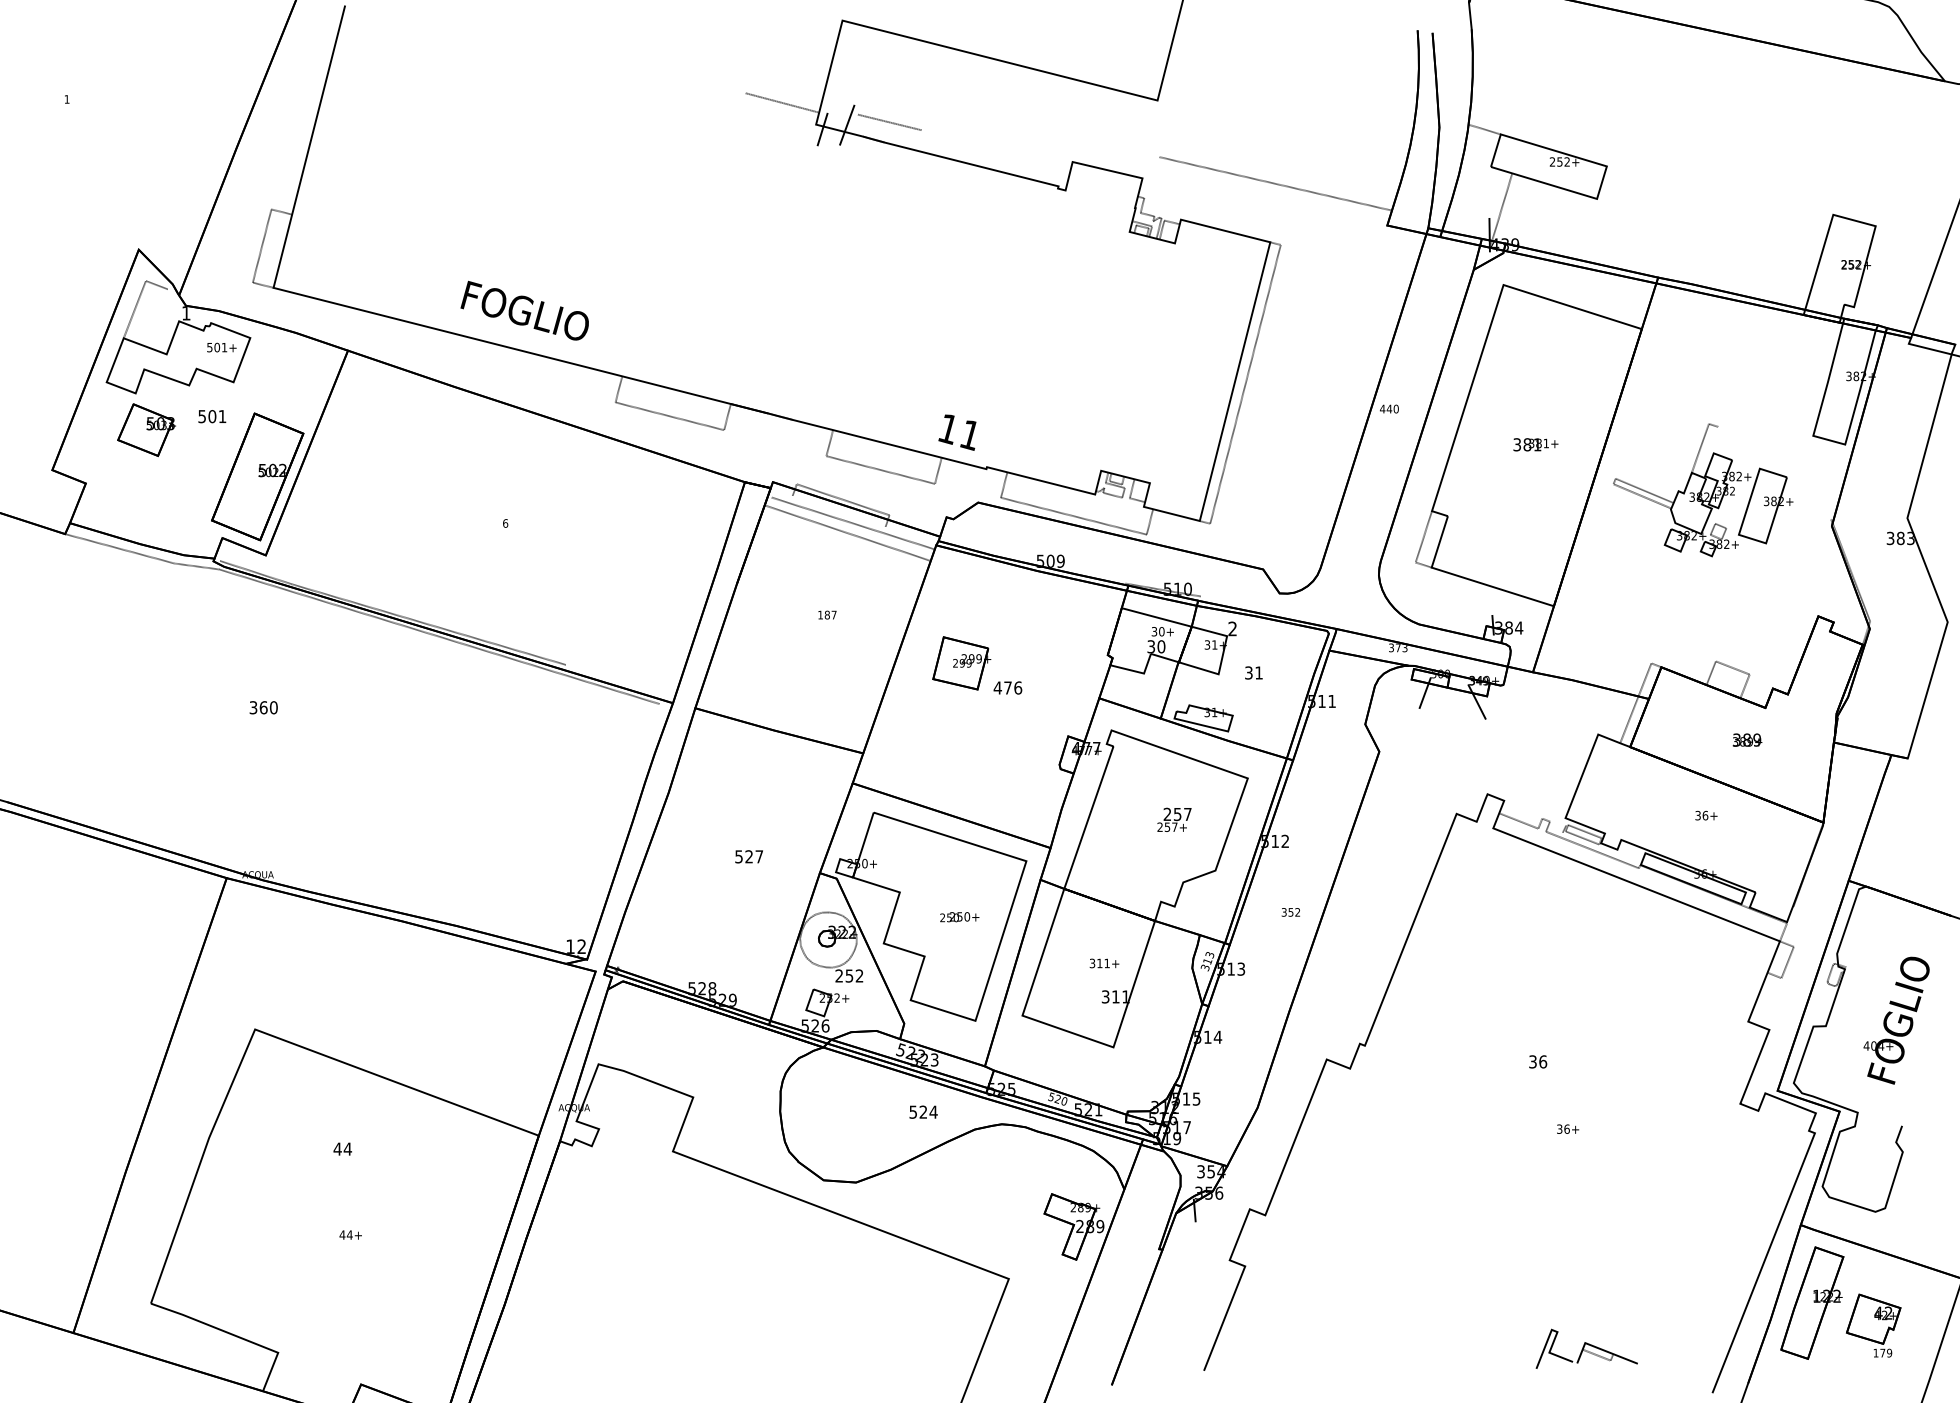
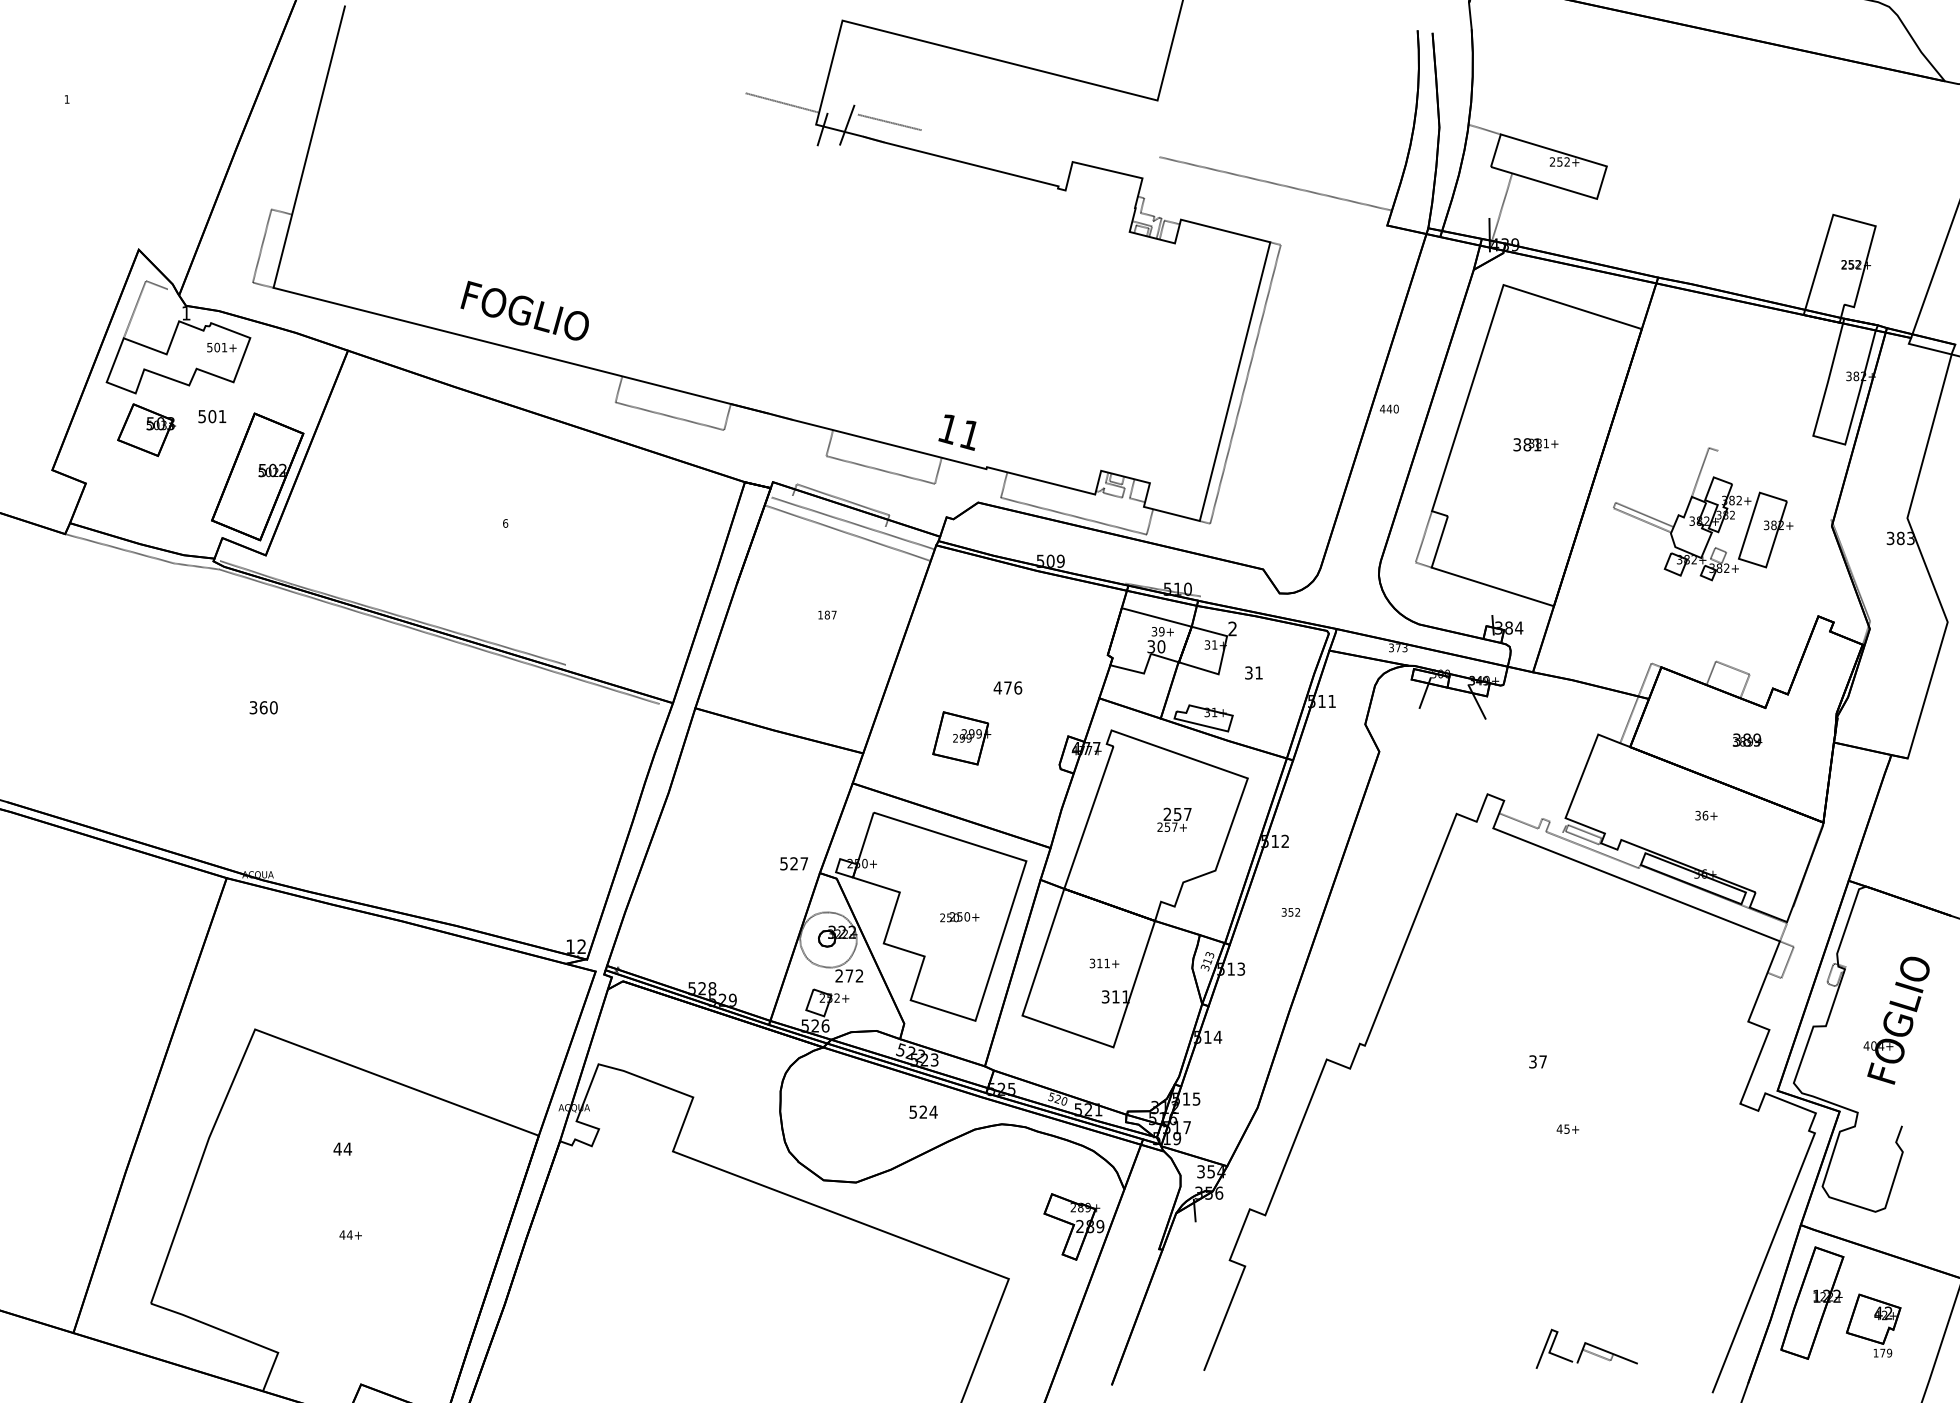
part position: (1703, 490) -> (1703, 514) (1703, 514)
text: 30+ -> 39+ (1161, 631)
part position: (961, 663) -> (961, 738) (961, 738)
text position: (748, 856) -> (793, 863) (793, 863)
text: 252 -> 272 (849, 975)
text: 36 -> 37 (1543, 1061)
text: 36+ -> 45+ (1562, 1128)
